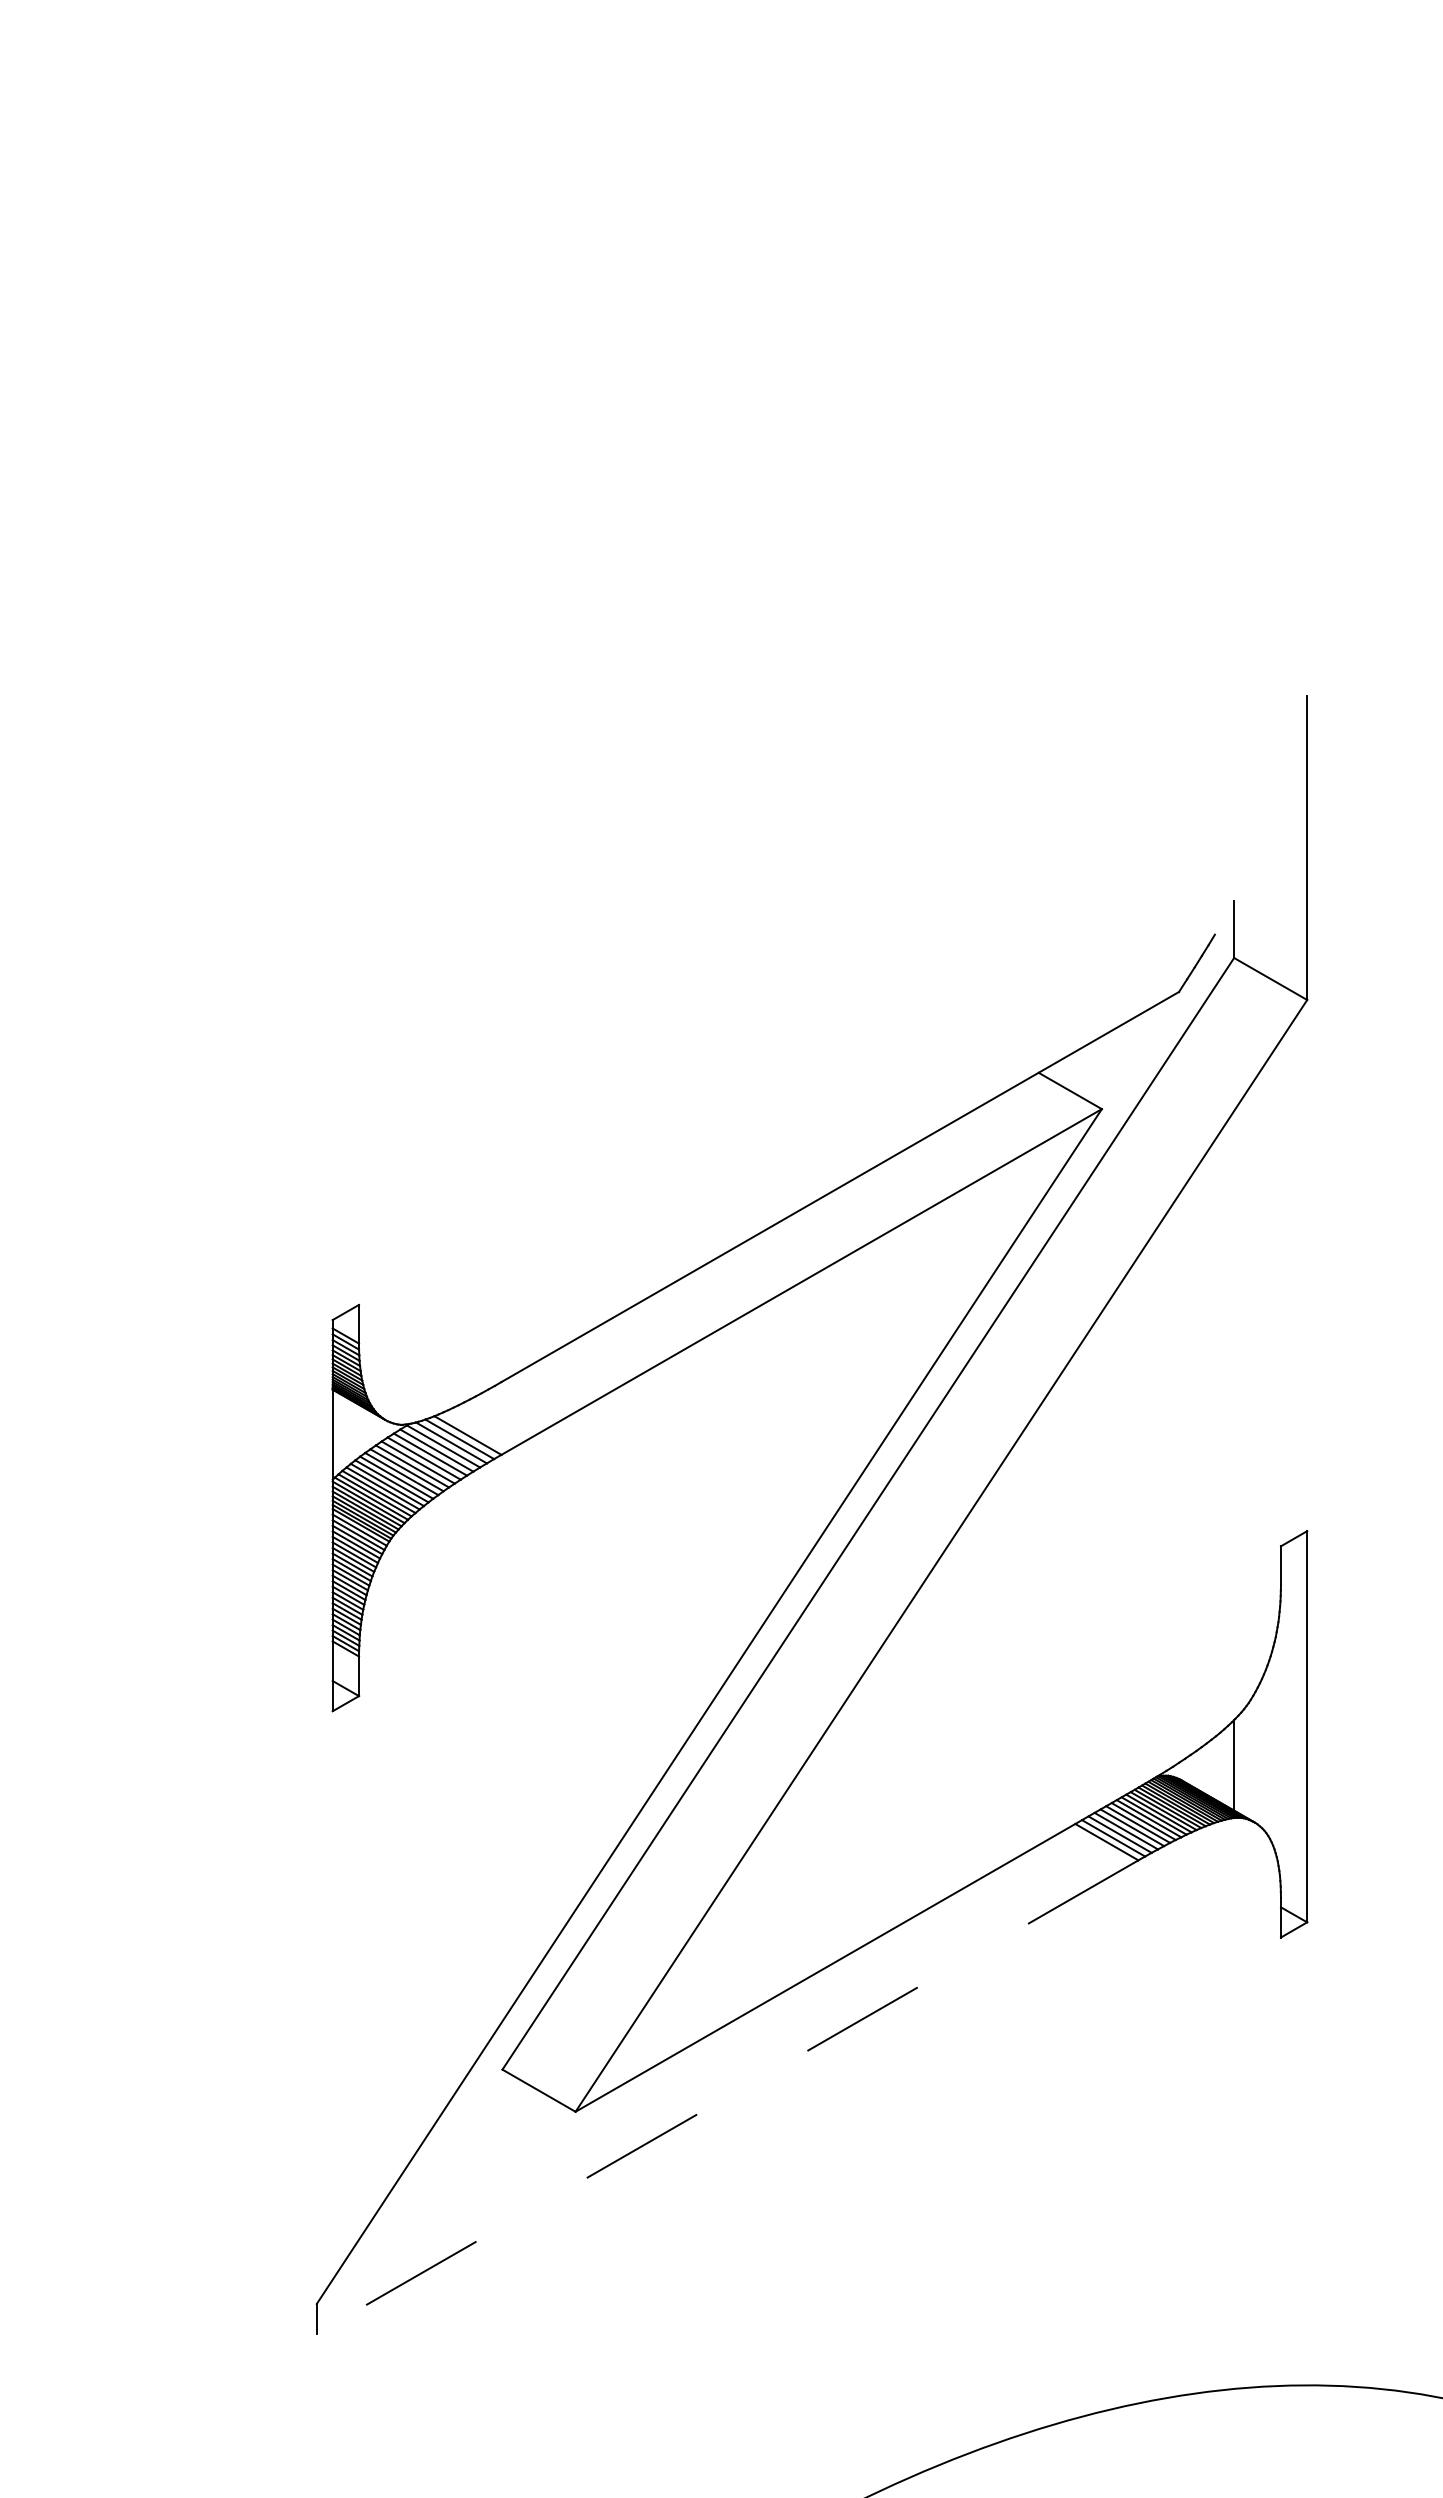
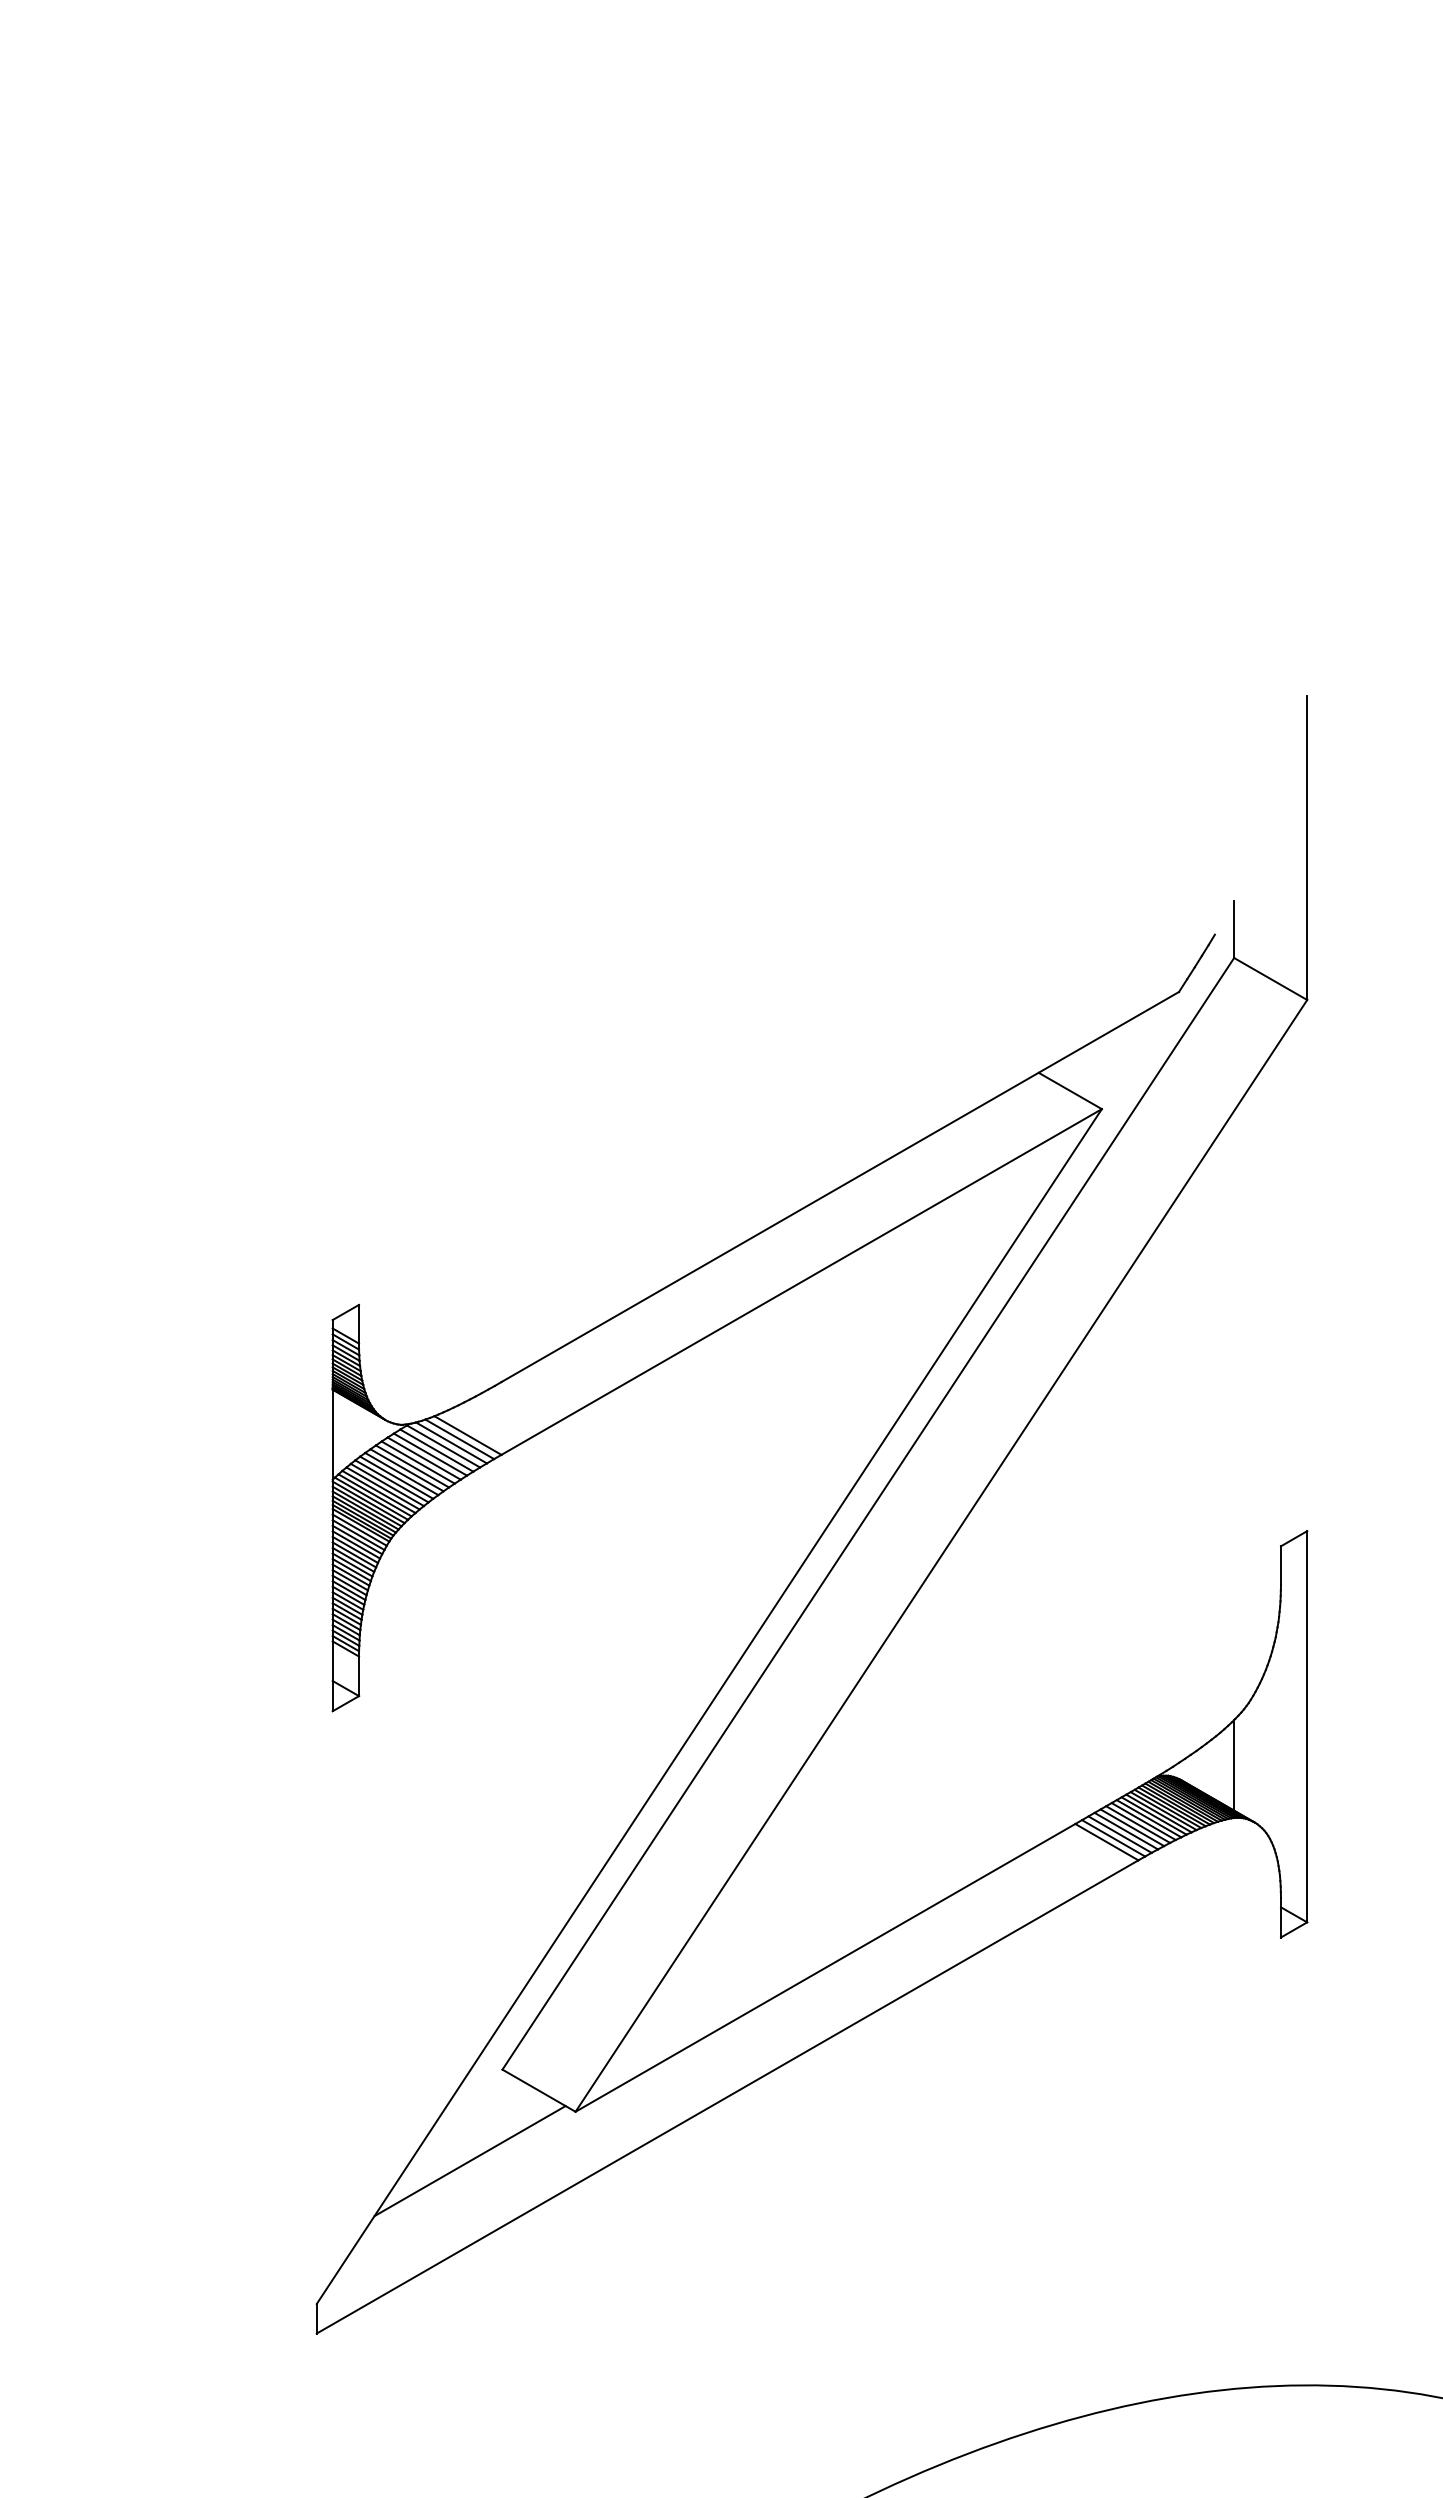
line: dashed -> solid (727, 2097)
line: none -> present (469, 2161)
